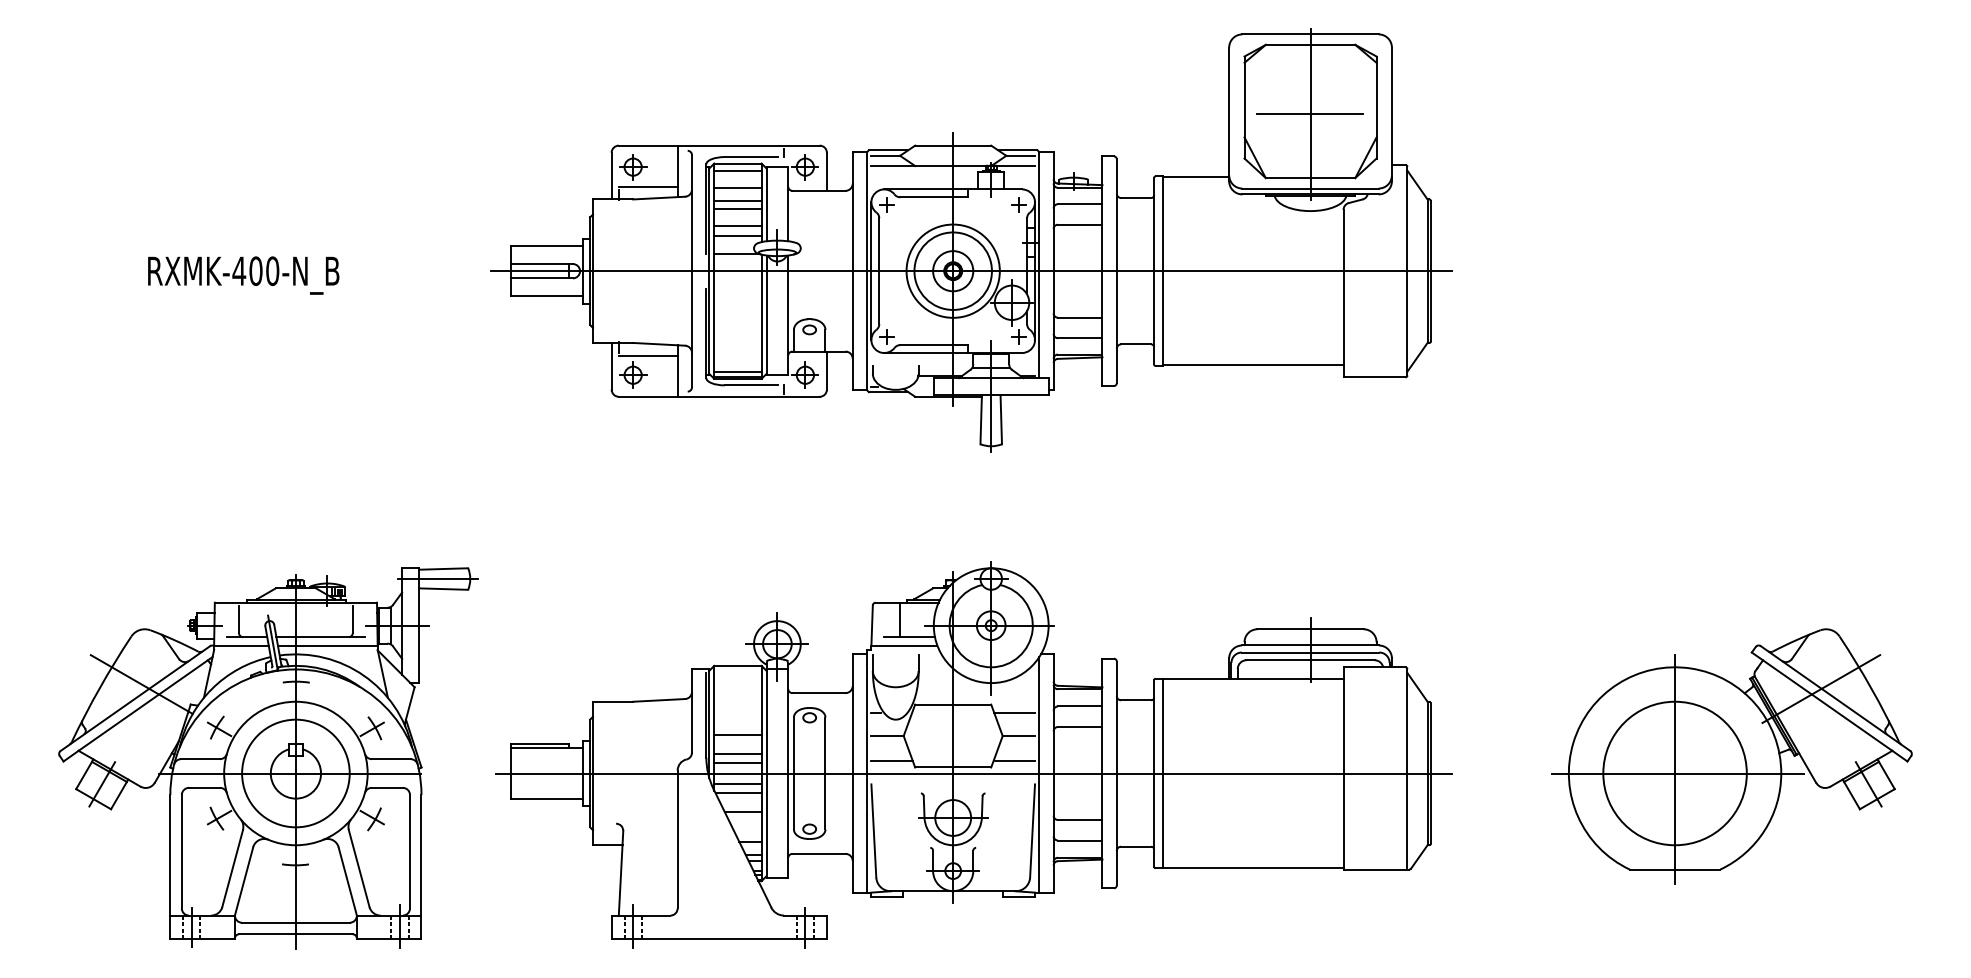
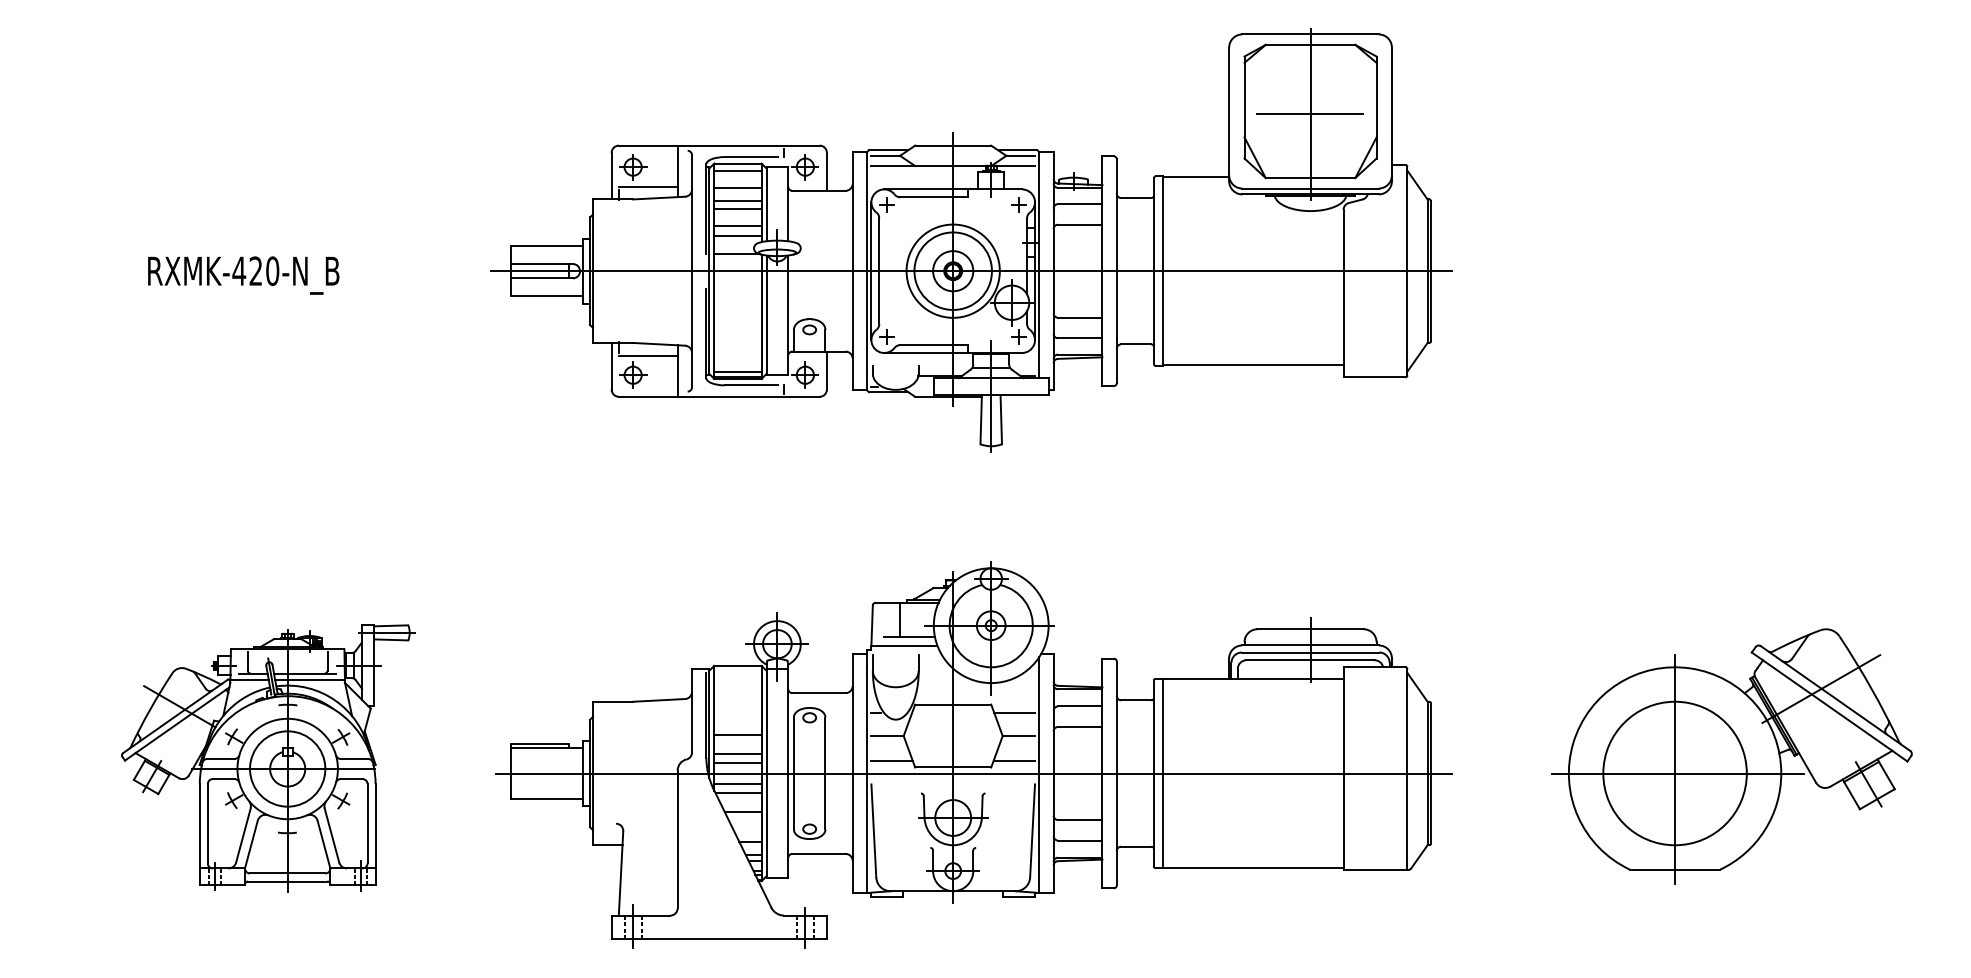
text: RXMK-400-N_B -> RXMK-420-N_B (255, 270)
part size: 421x383 px -> 295x269 px (268, 758)
